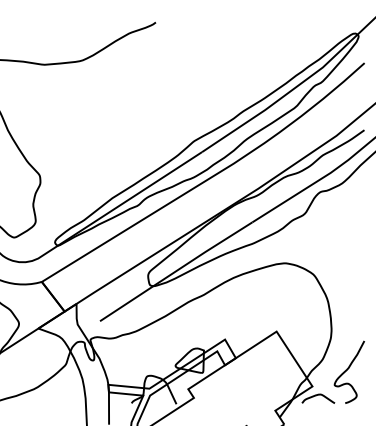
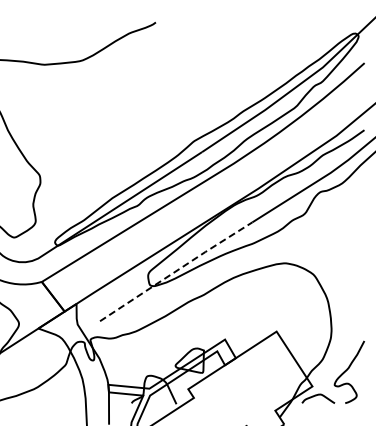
line: solid -> dashed (176, 271)
